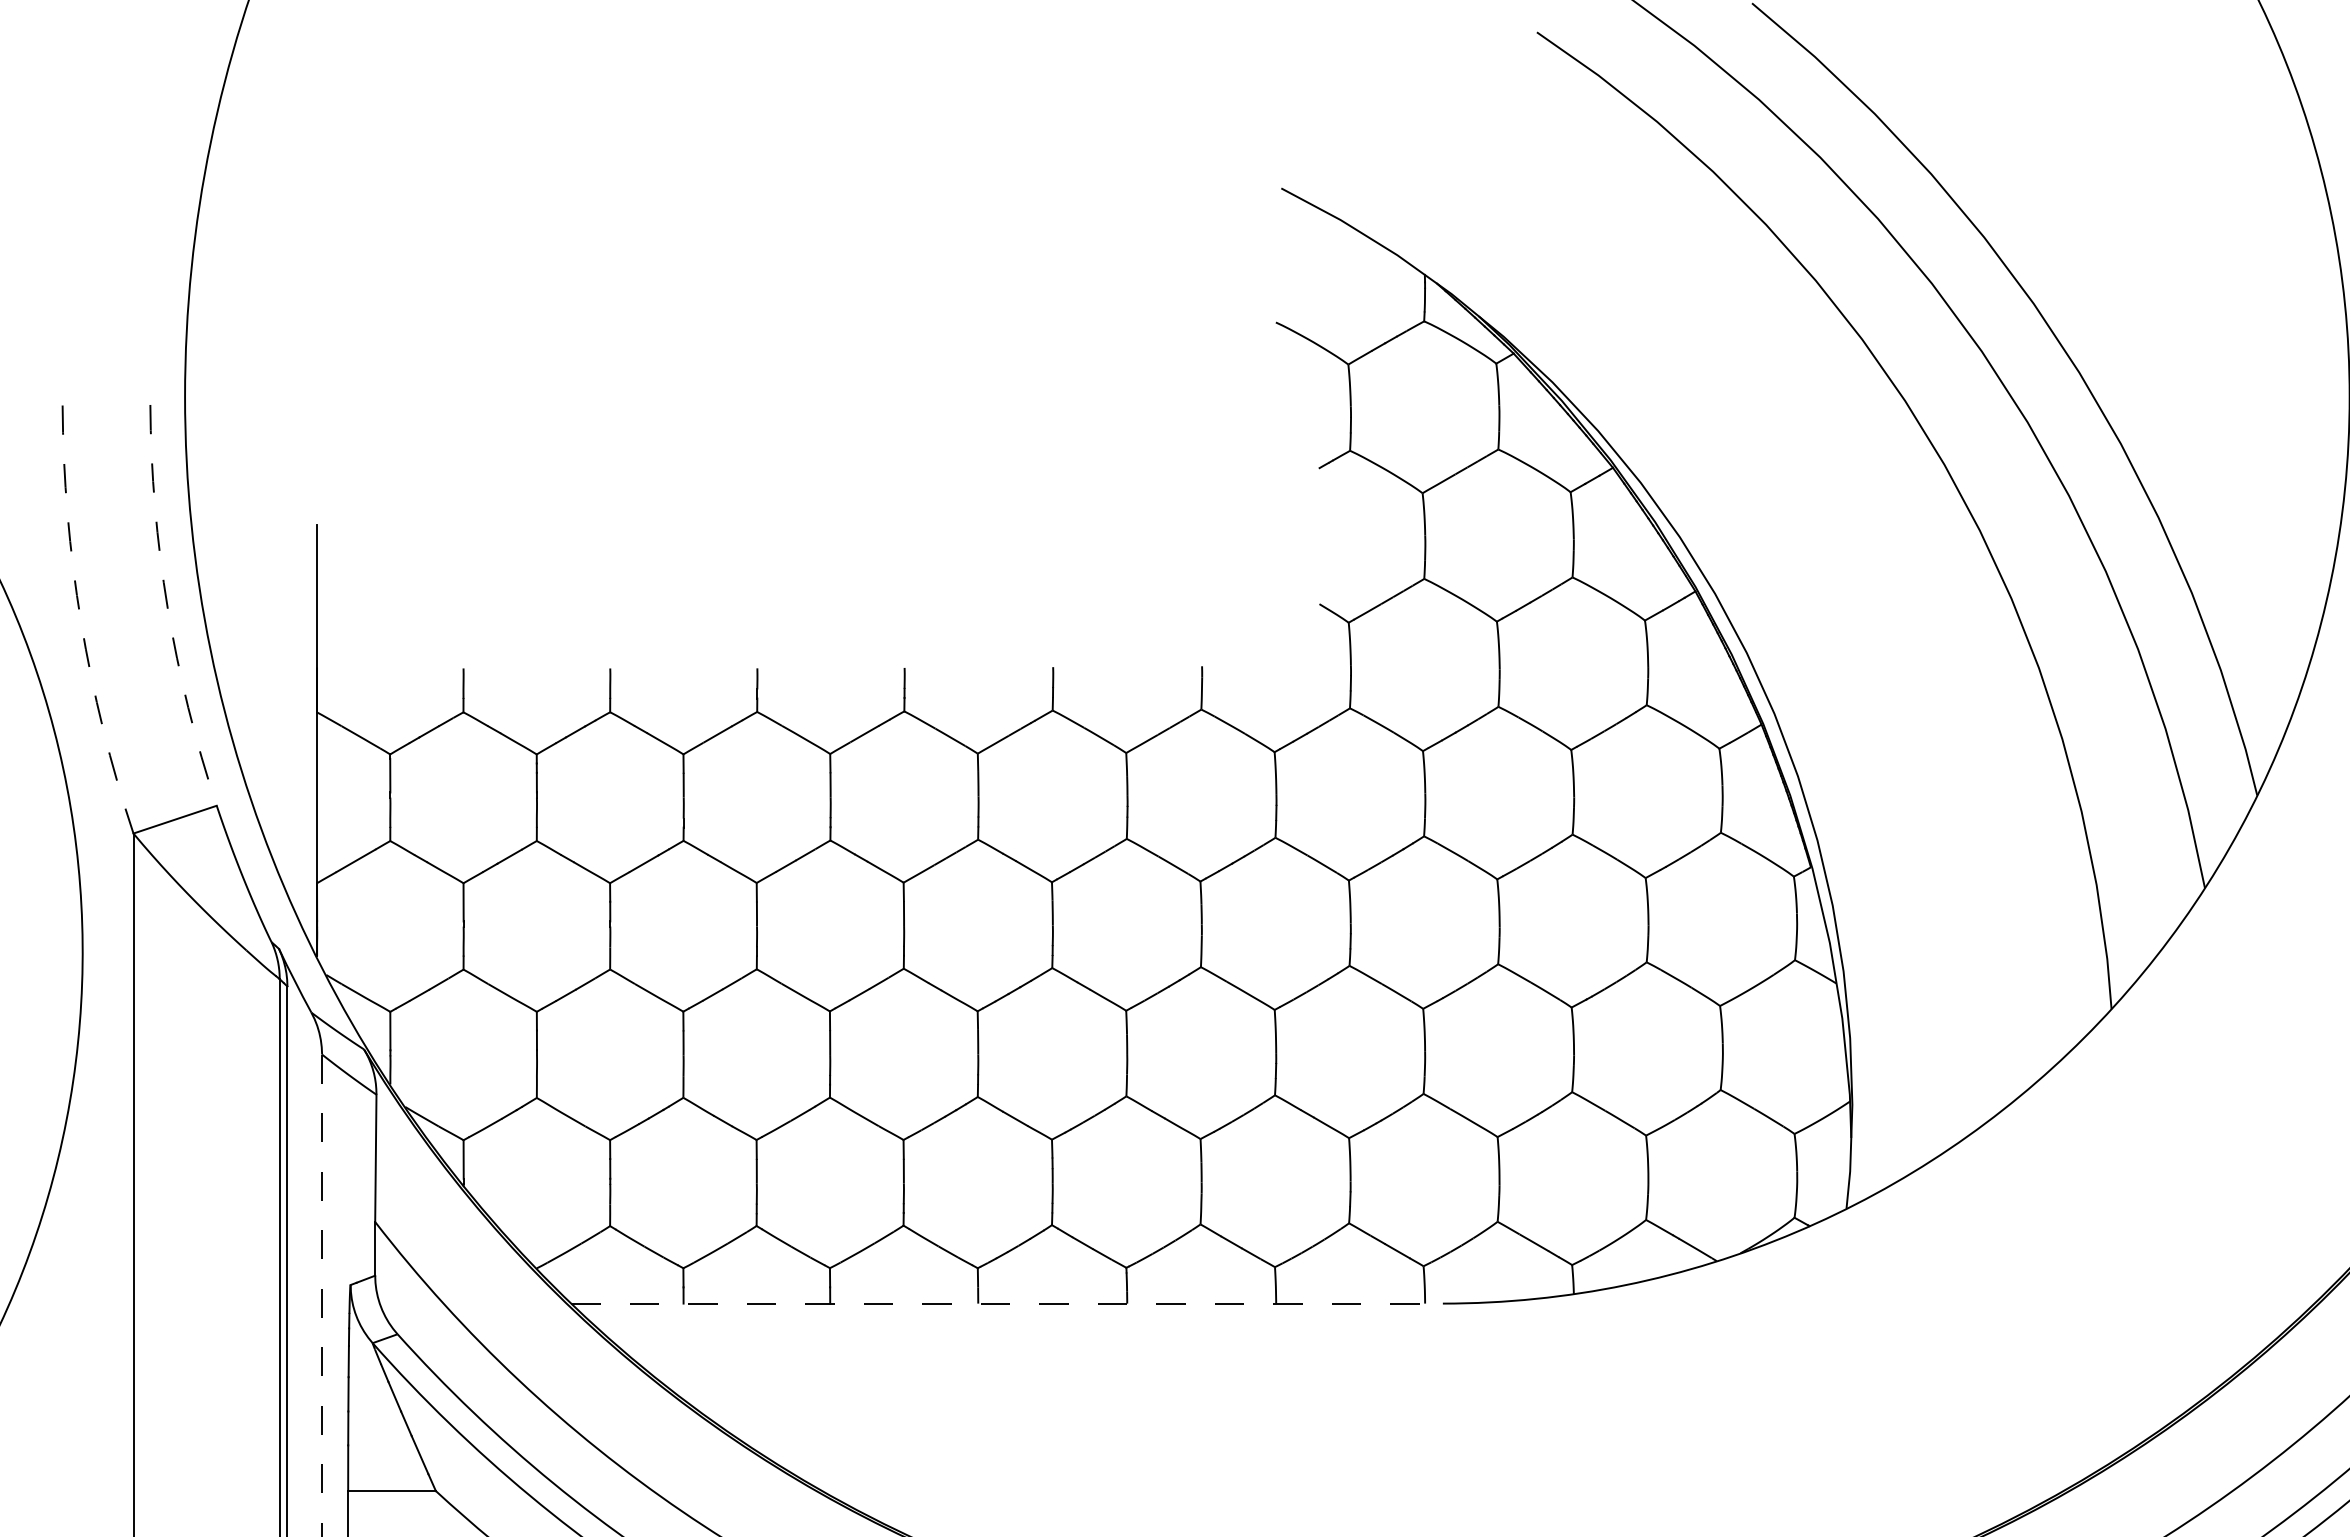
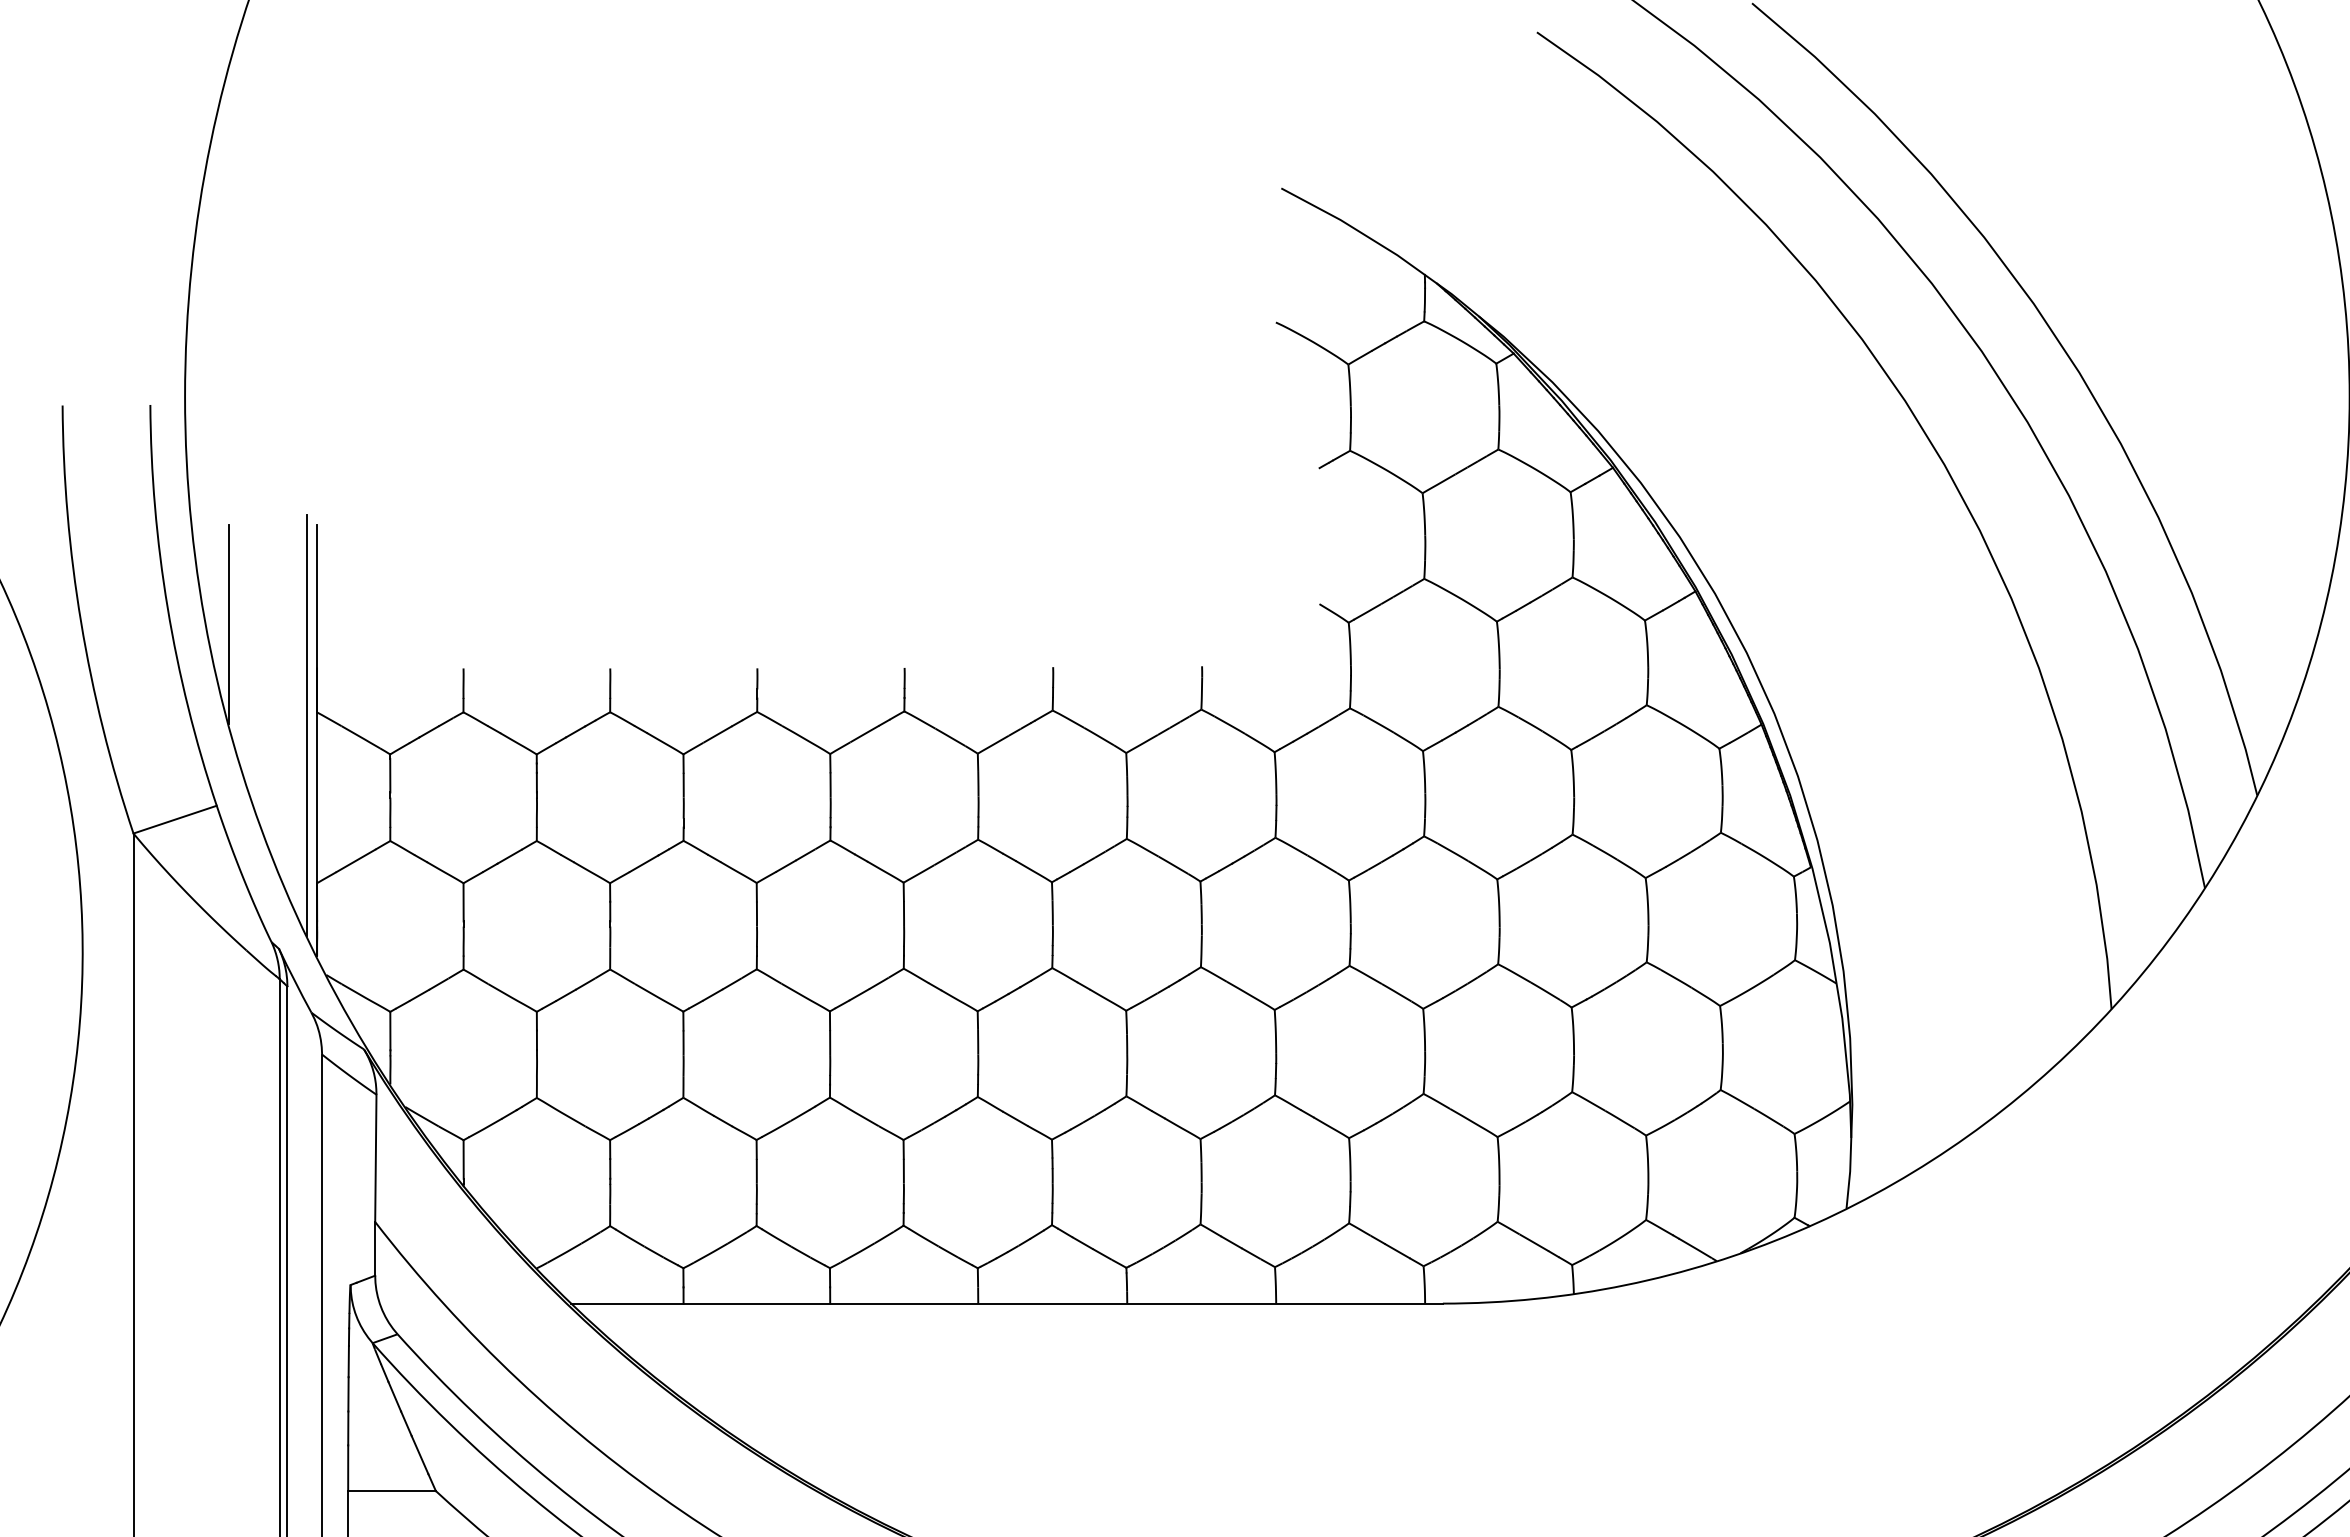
arc: dashed -> solid (167, 608)
arc: dashed -> solid (81, 622)
line: none -> present (228, 624)
line: none -> present (306, 725)
line: dashed -> solid (322, 1295)
line: dashed -> solid (1007, 1303)
